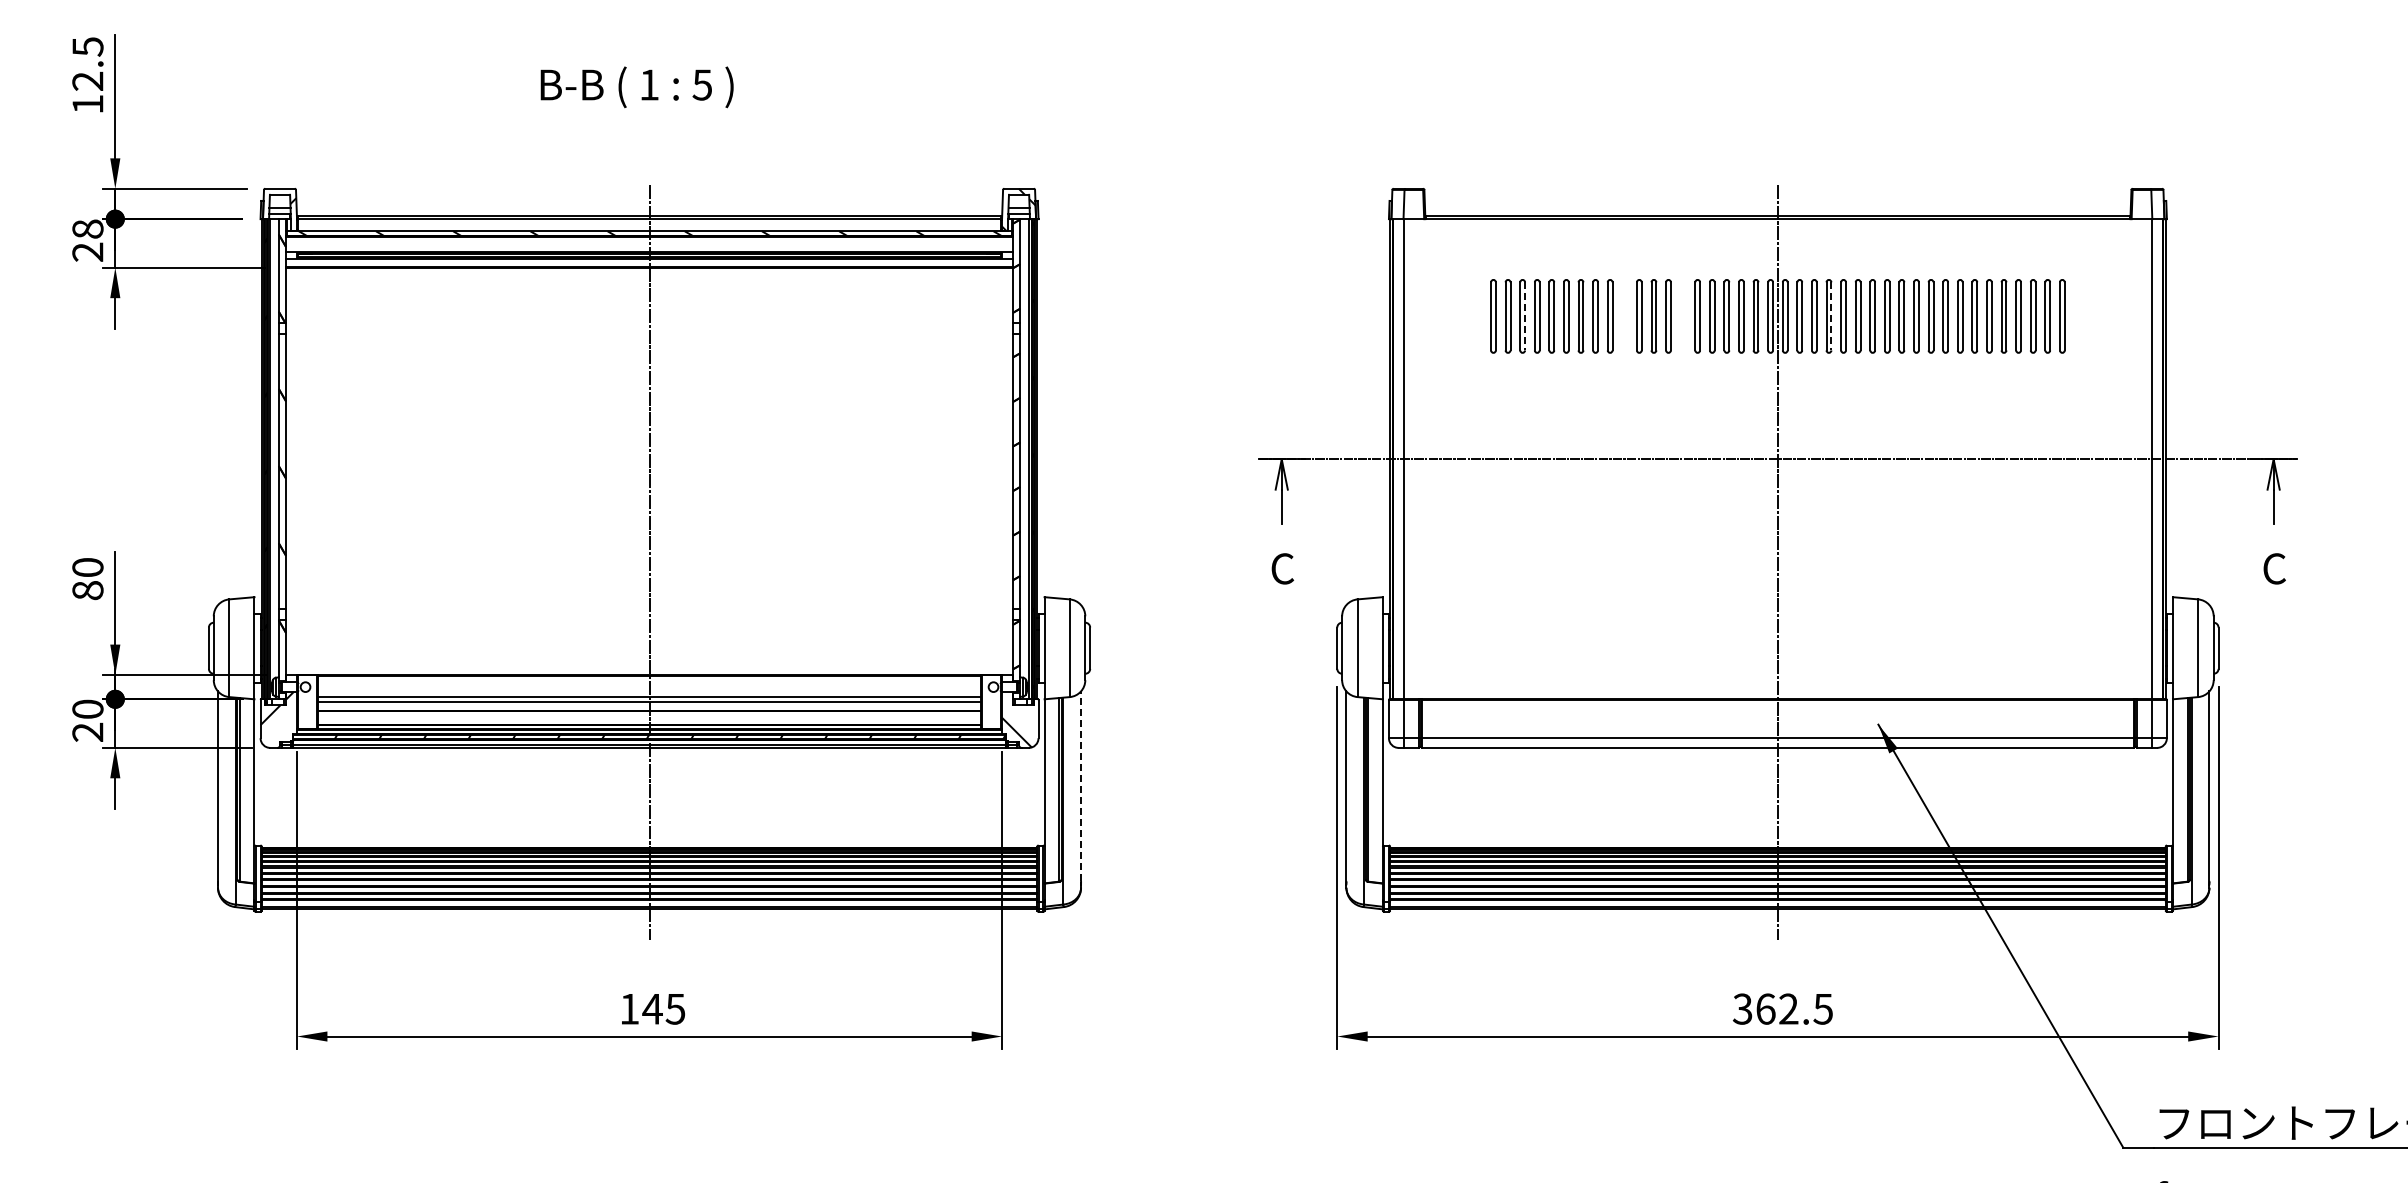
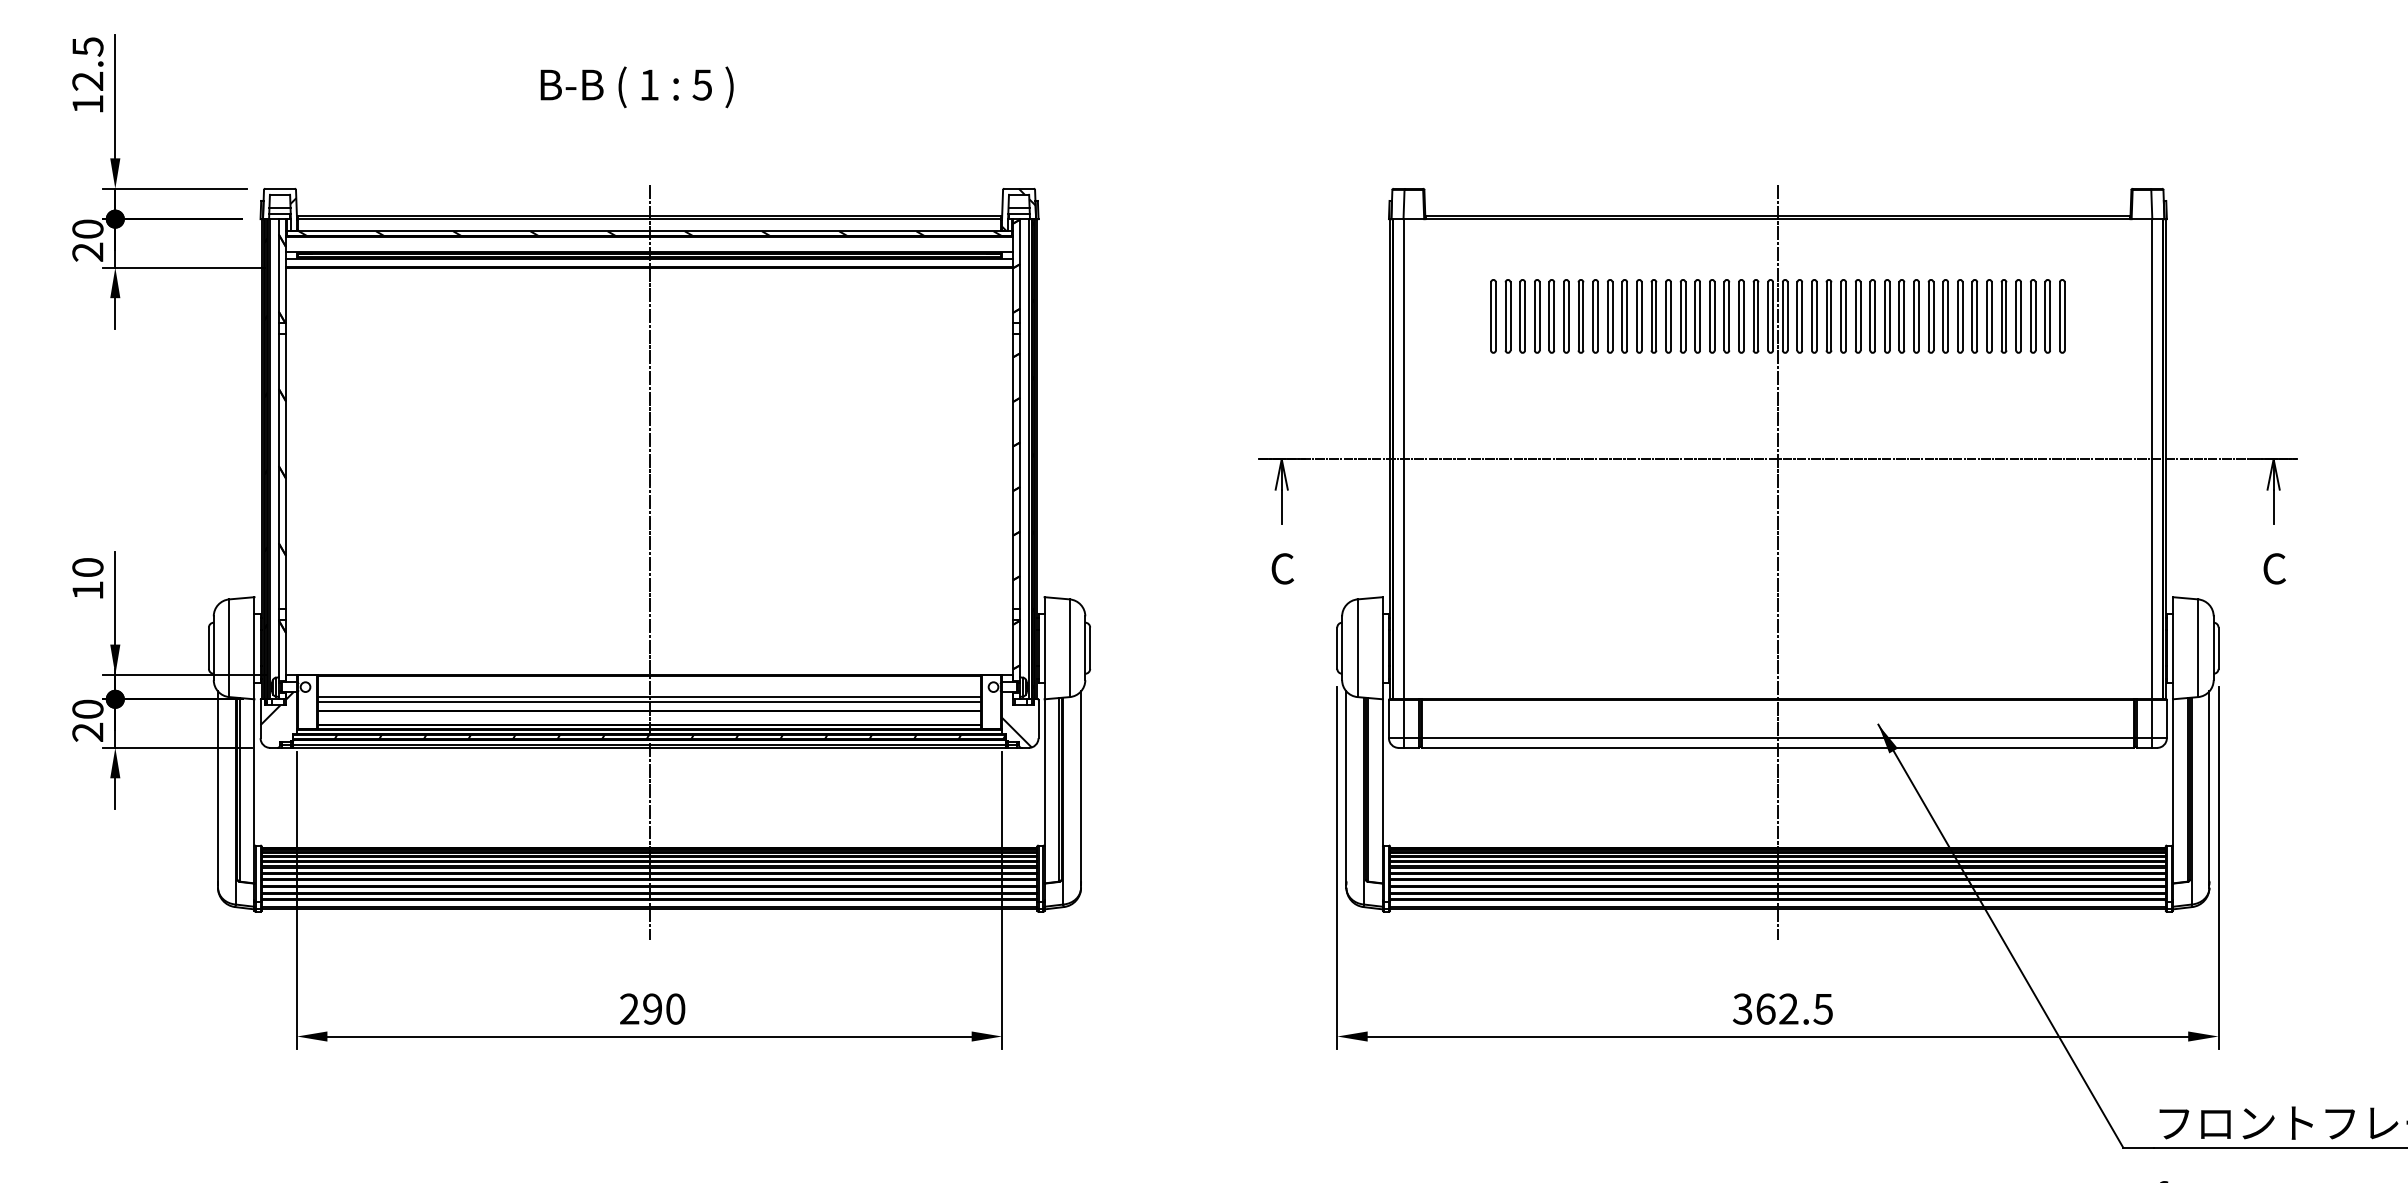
text: 28 -> 20 (87, 228)
line: dashed -> solid (1525, 316)
part: none -> present (1624, 316)
part: none -> present (1682, 316)
line: dashed -> solid (1831, 316)
text: 80 -> 10 (87, 590)
line: dashed -> solid (1081, 786)
text: 145 -> 290 (652, 1008)
